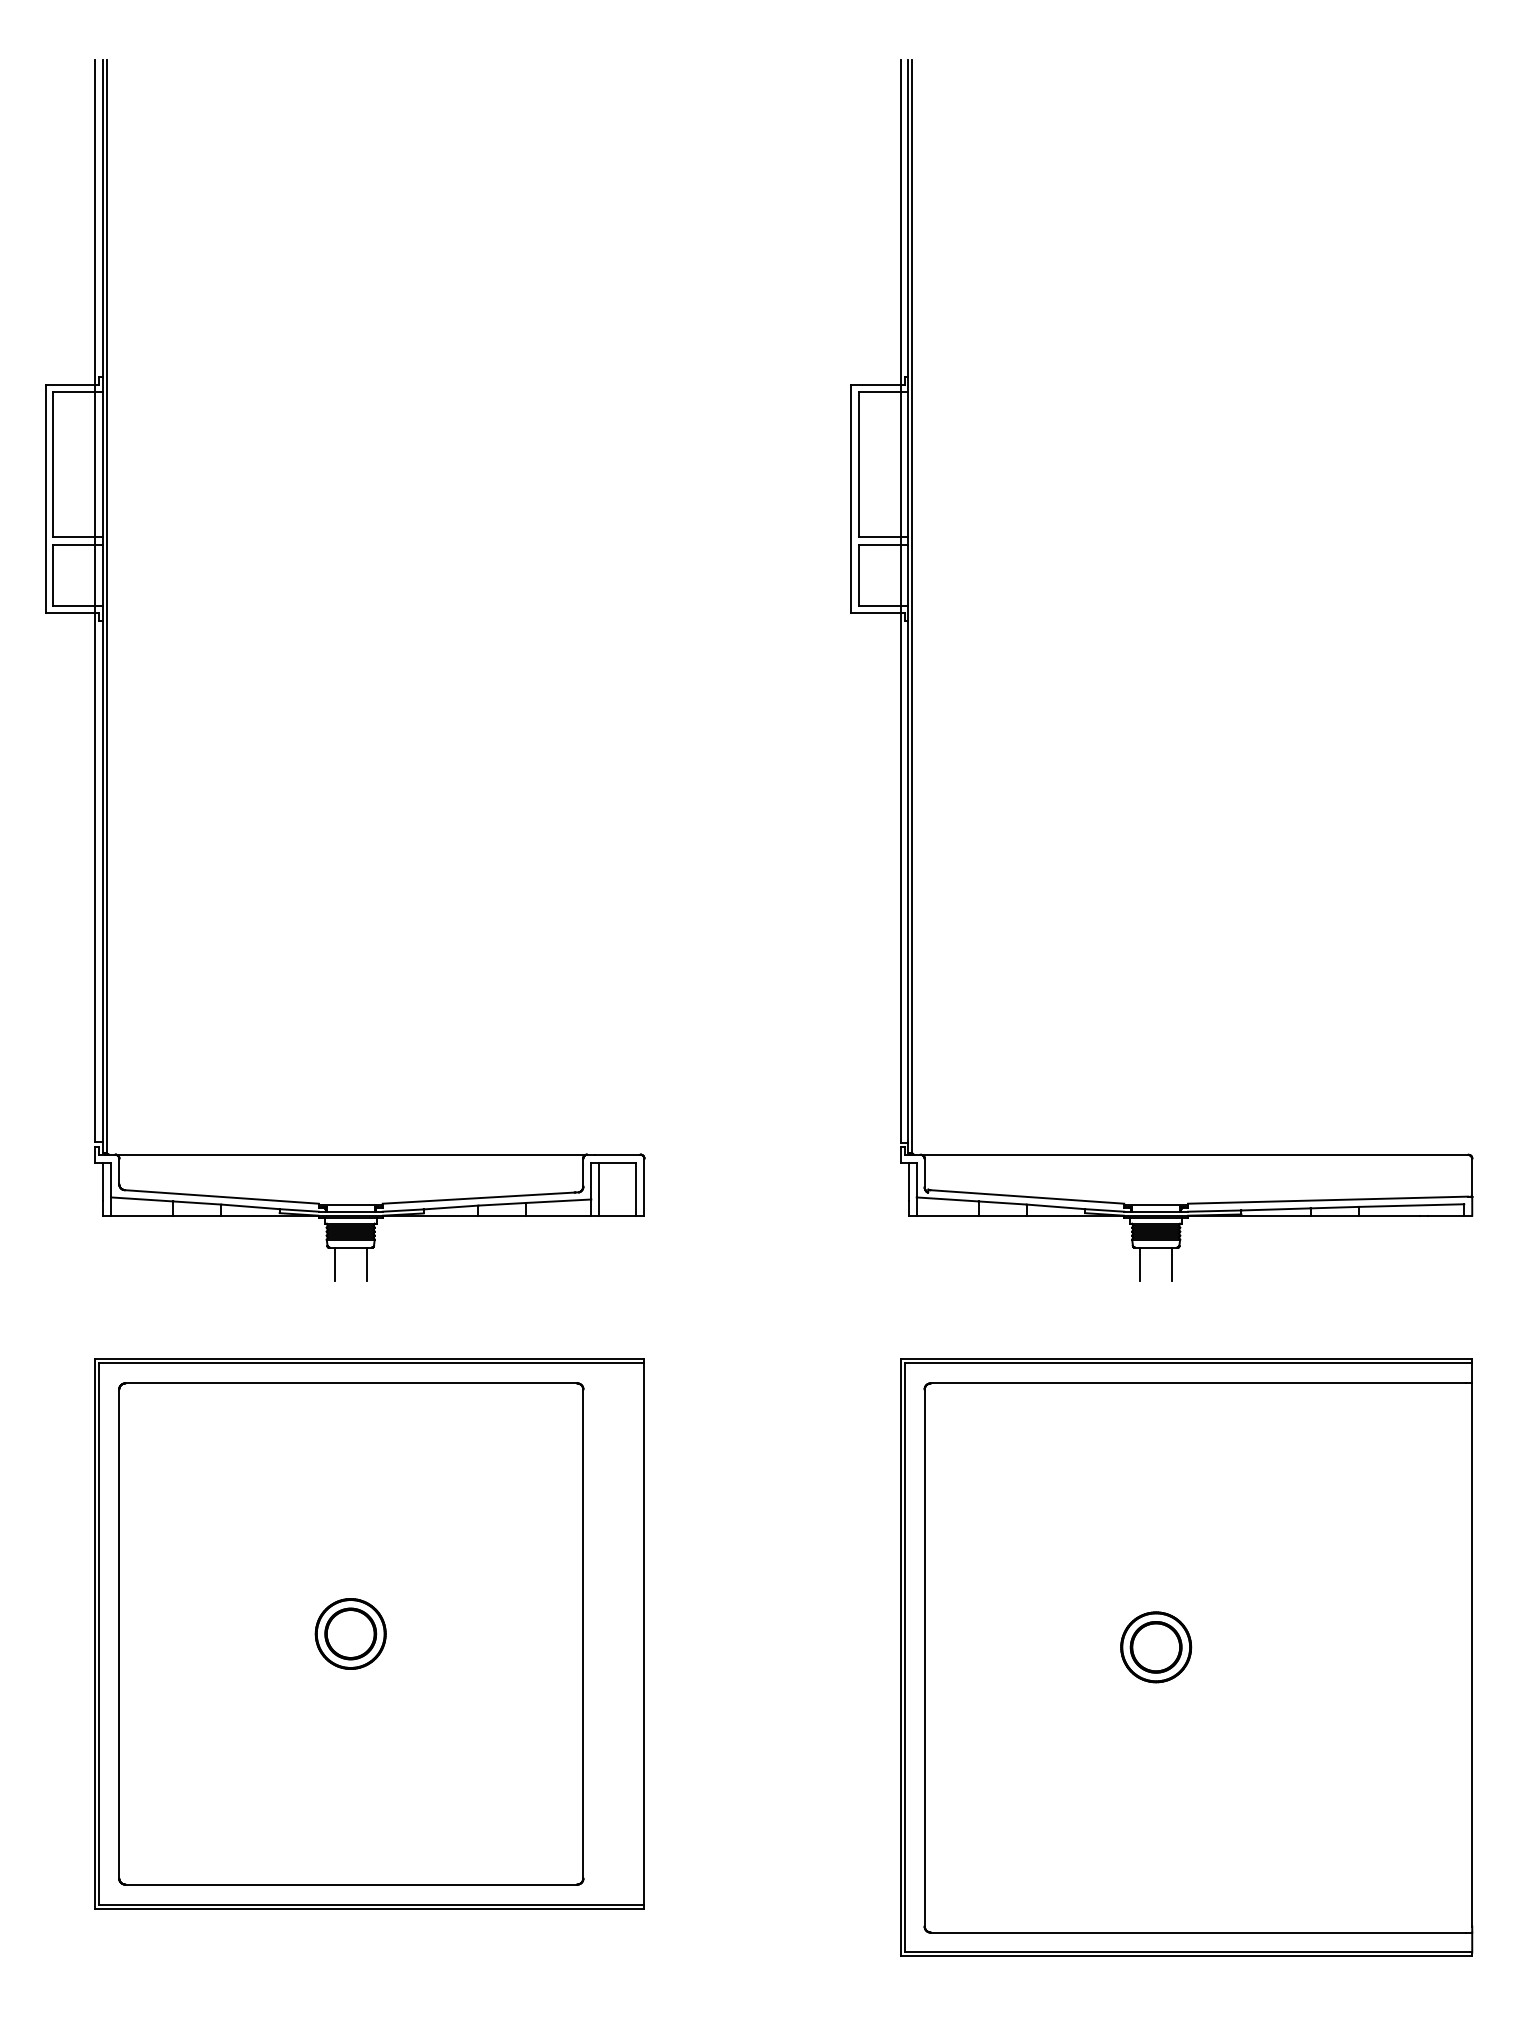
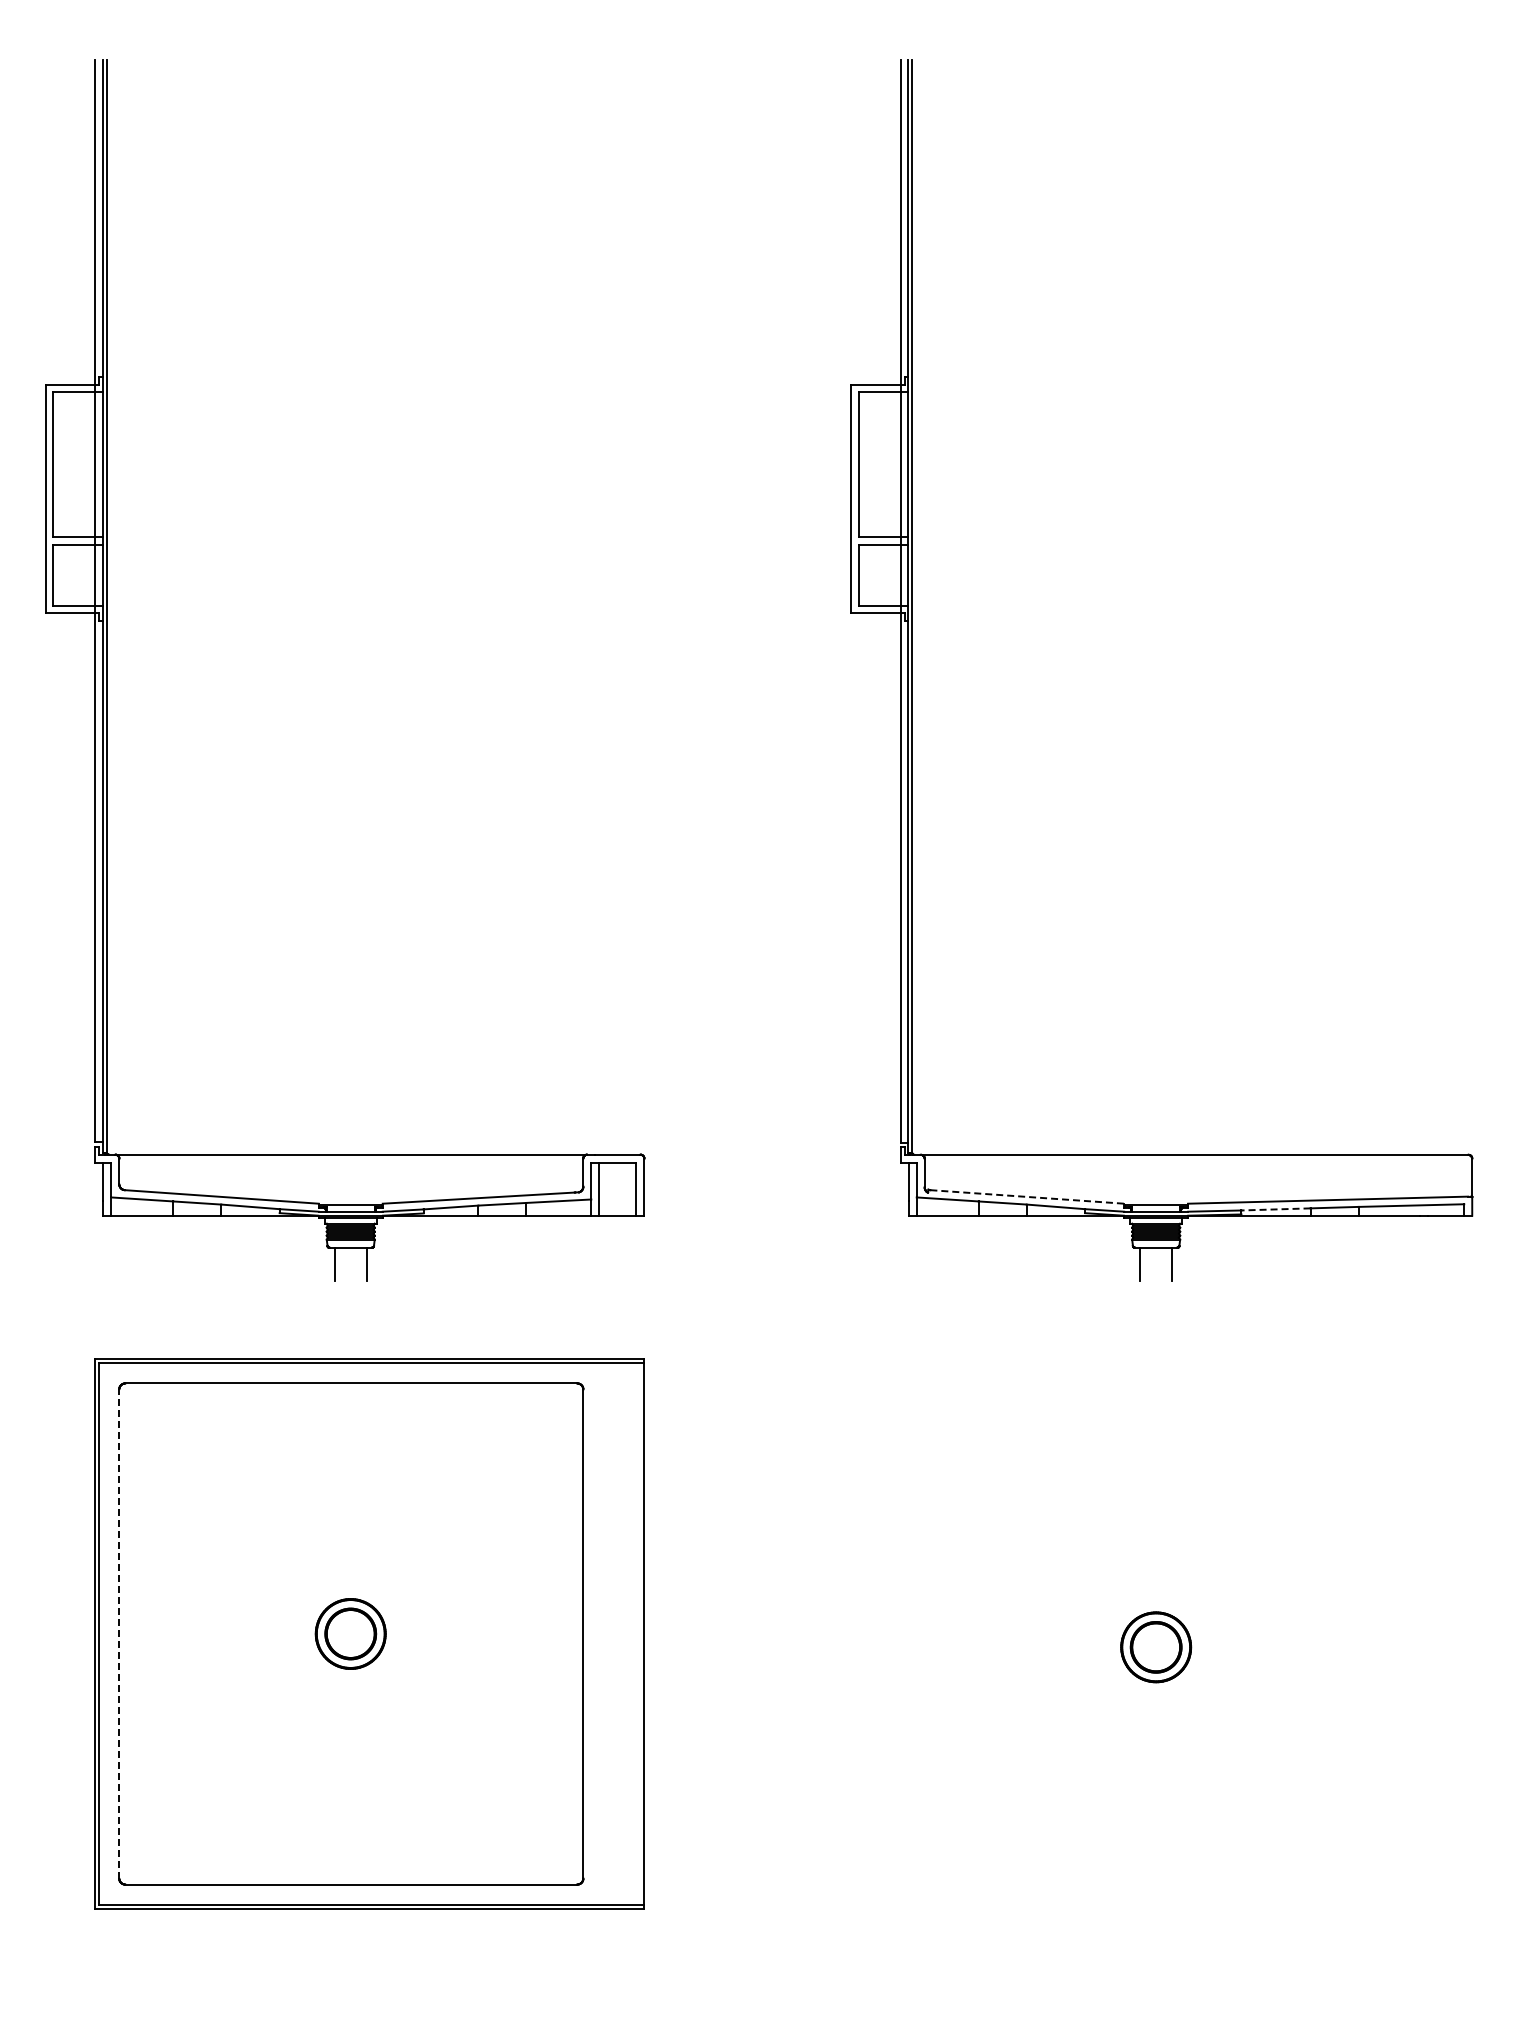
line: solid -> dashed (1027, 1196)
line: solid -> dashed (1275, 1209)
line: solid -> dashed (119, 1634)
part: present -> none (1186, 1657)
